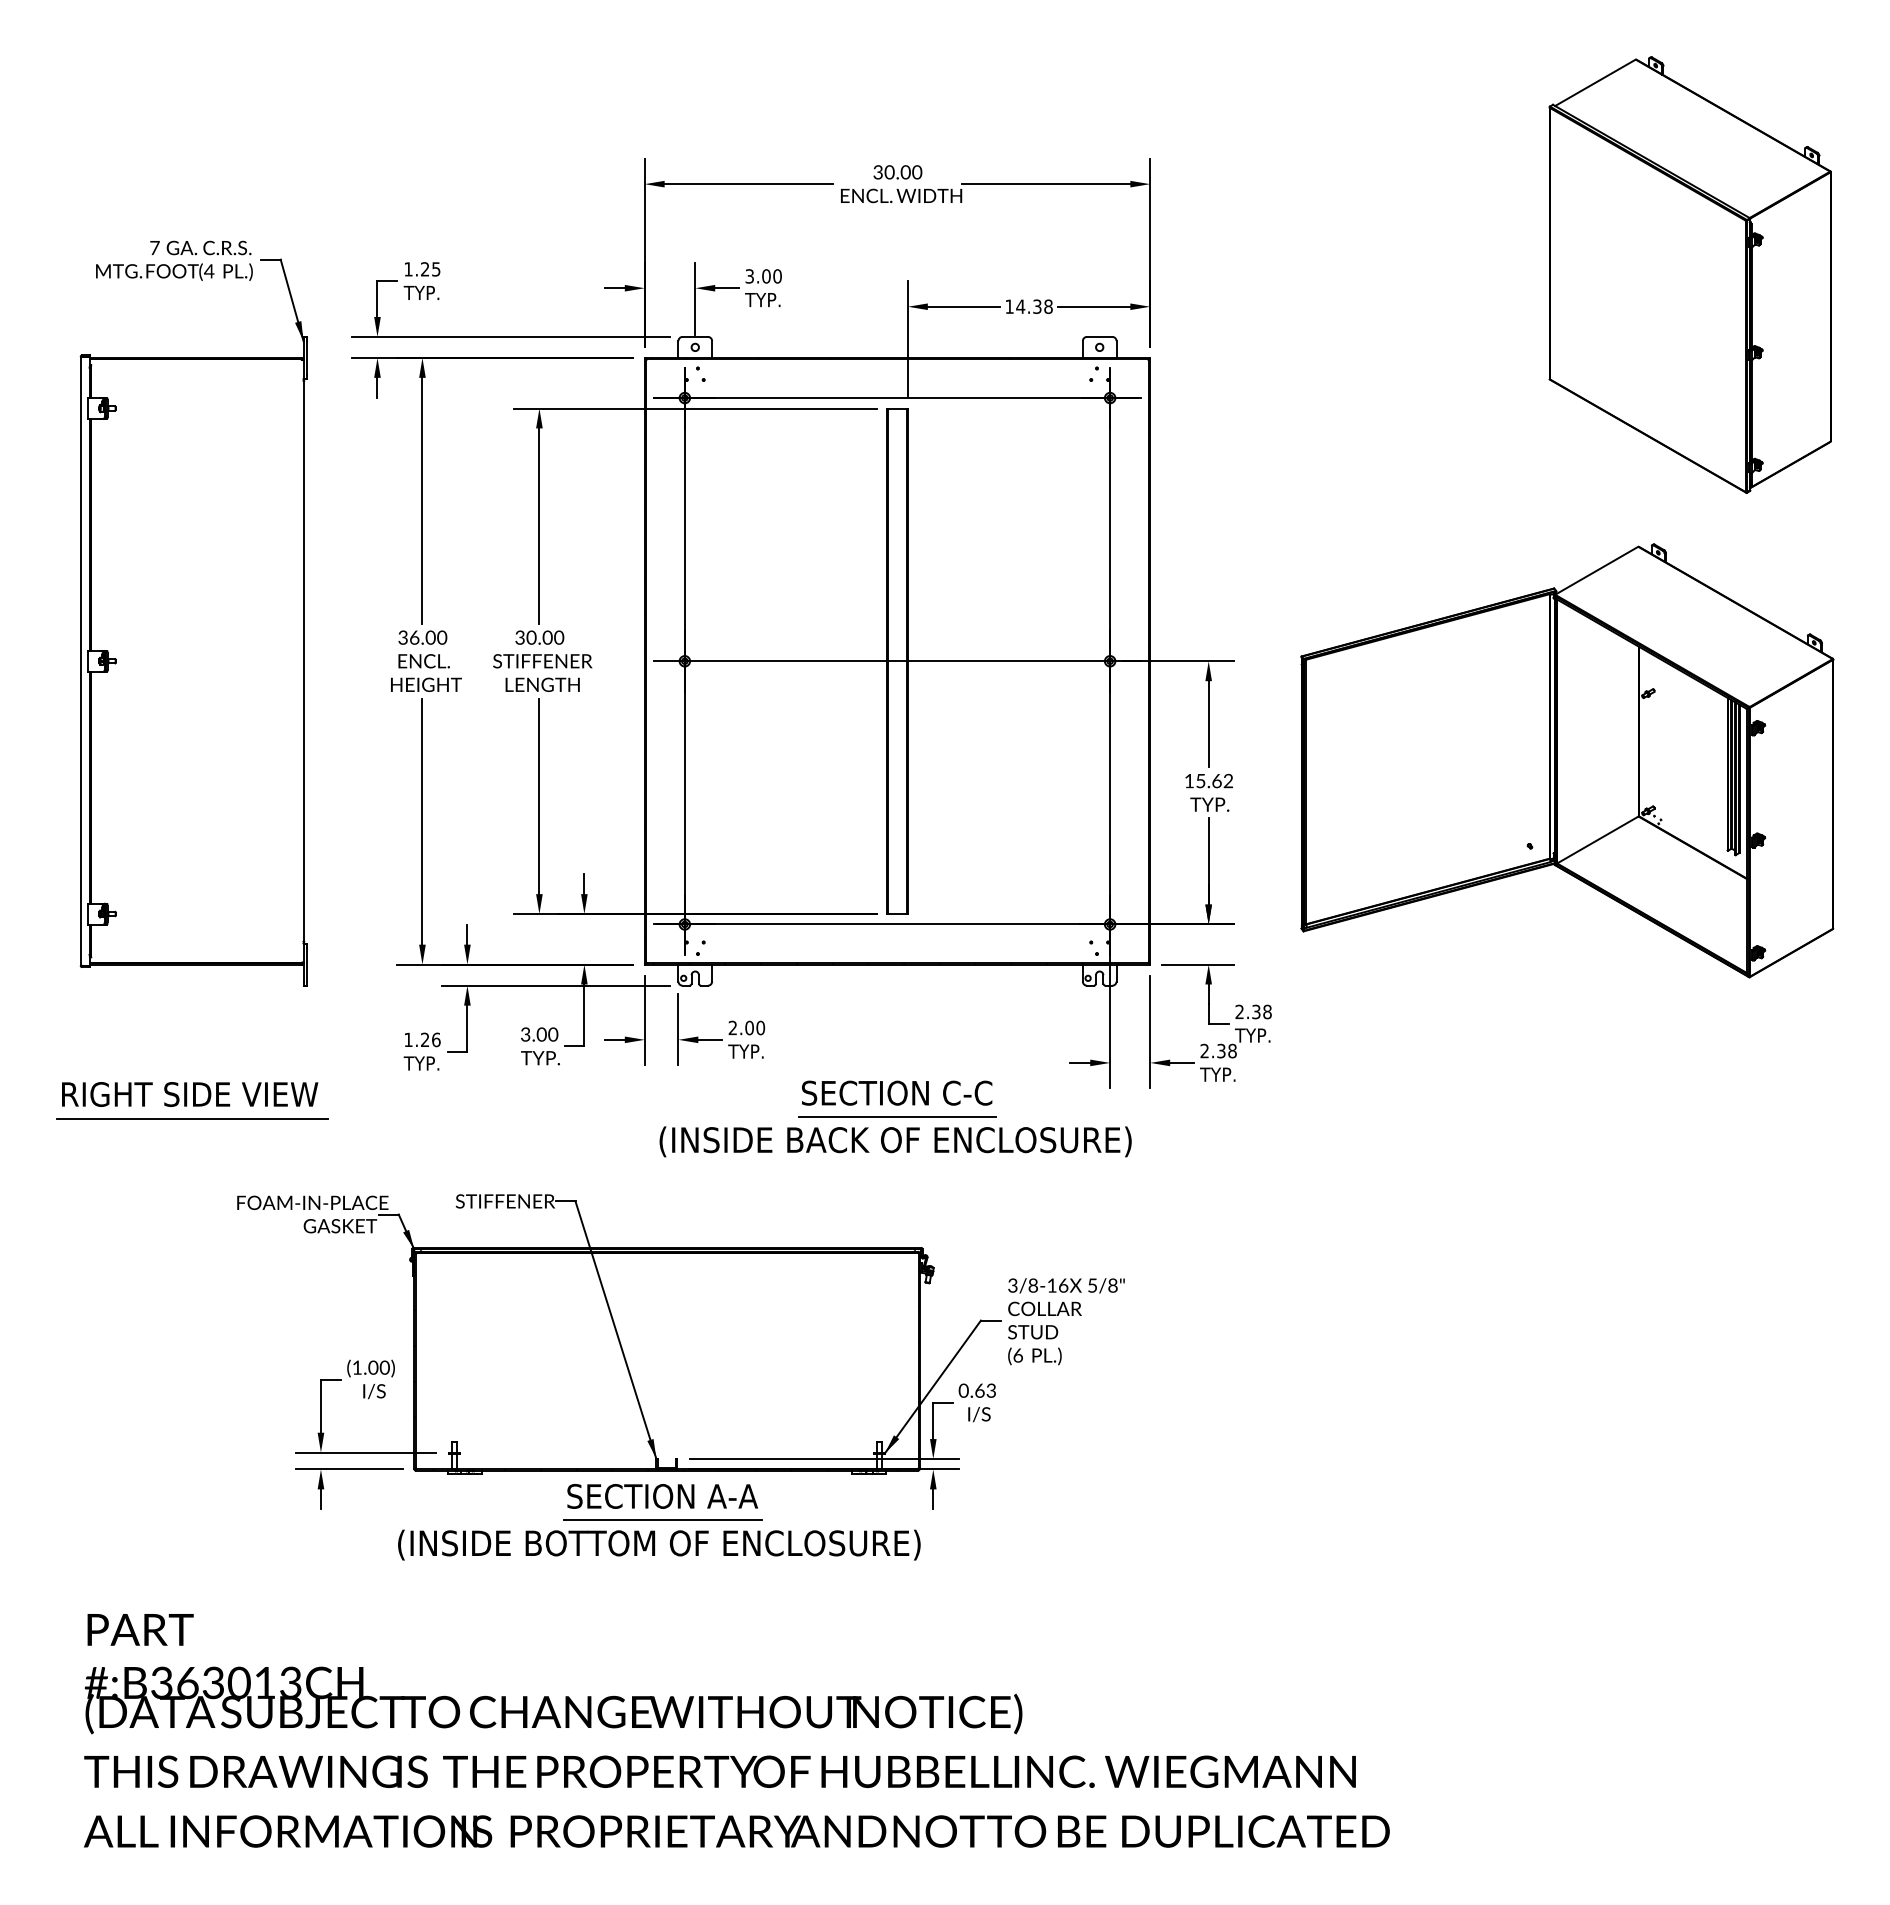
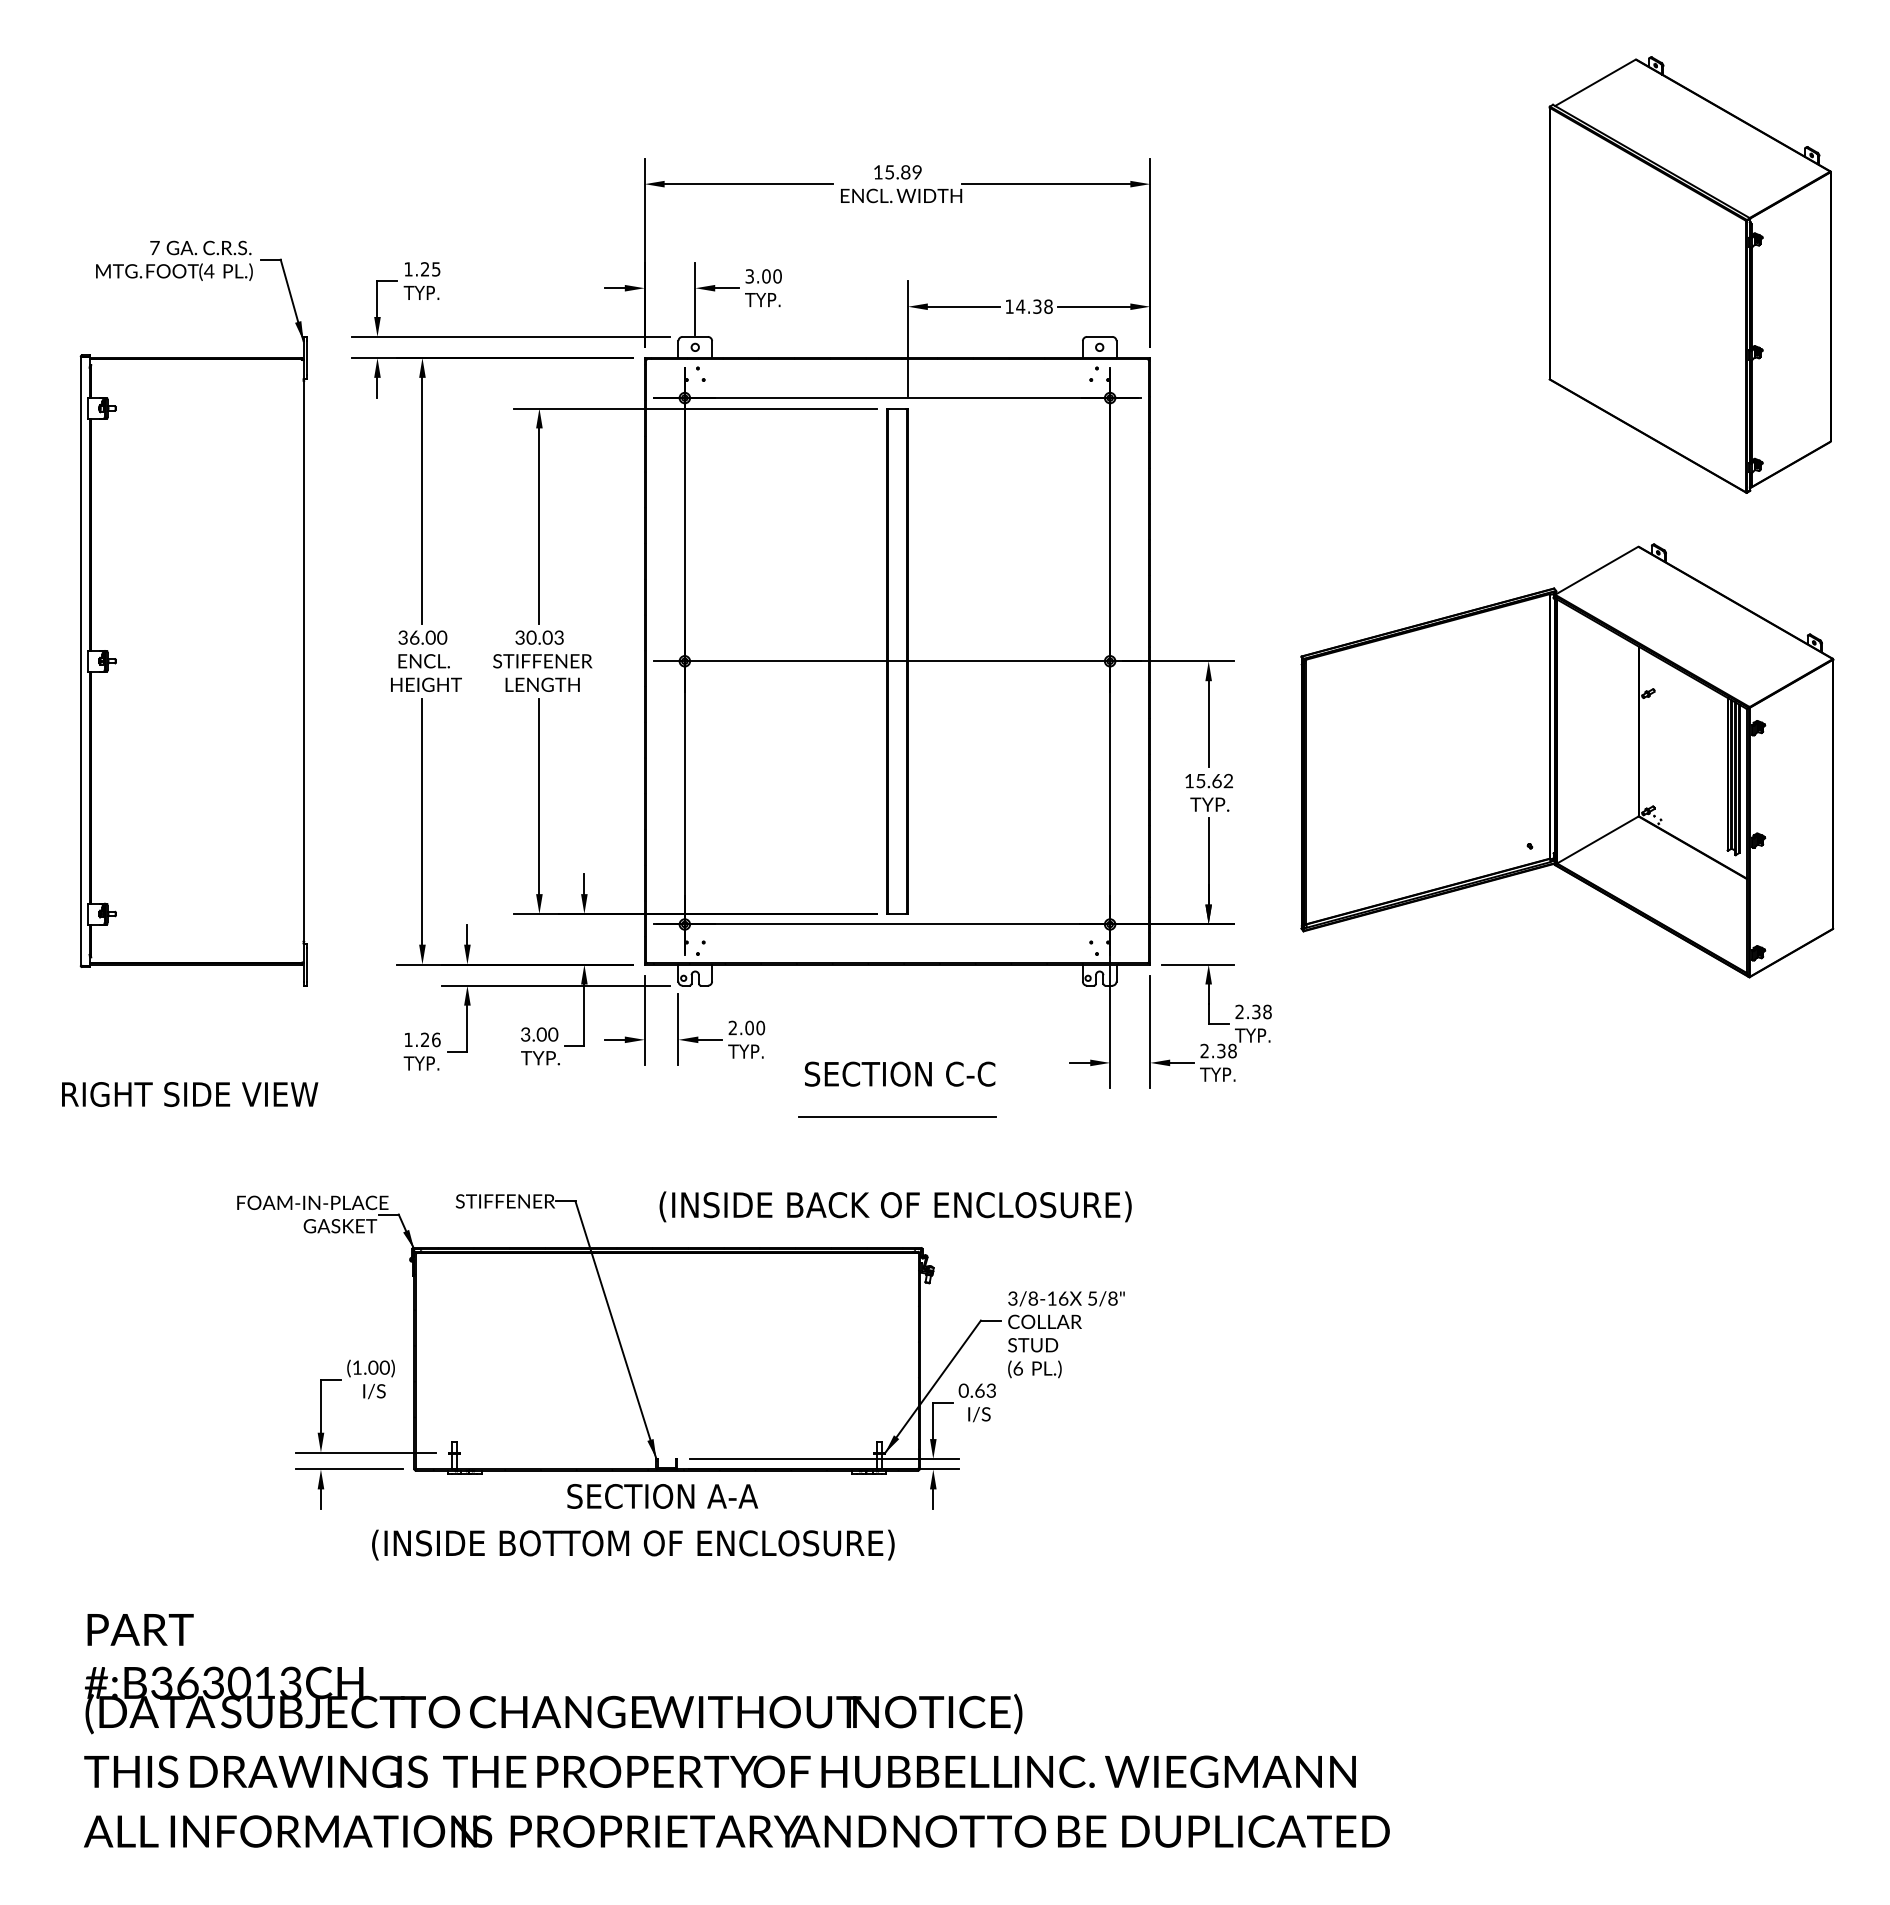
text: 30.00 -> 15.89 (897, 172)
text: 30.00 -> 30.03 (559, 637)
text position: (897, 1092) -> (900, 1073) (900, 1073)
line: present -> none (192, 1118)
text position: (895, 1141) -> (895, 1206) (895, 1206)
text position: (1066, 1321) -> (1066, 1334) (1066, 1334)
line: present -> none (663, 1520)
text position: (659, 1544) -> (633, 1544) (633, 1544)
